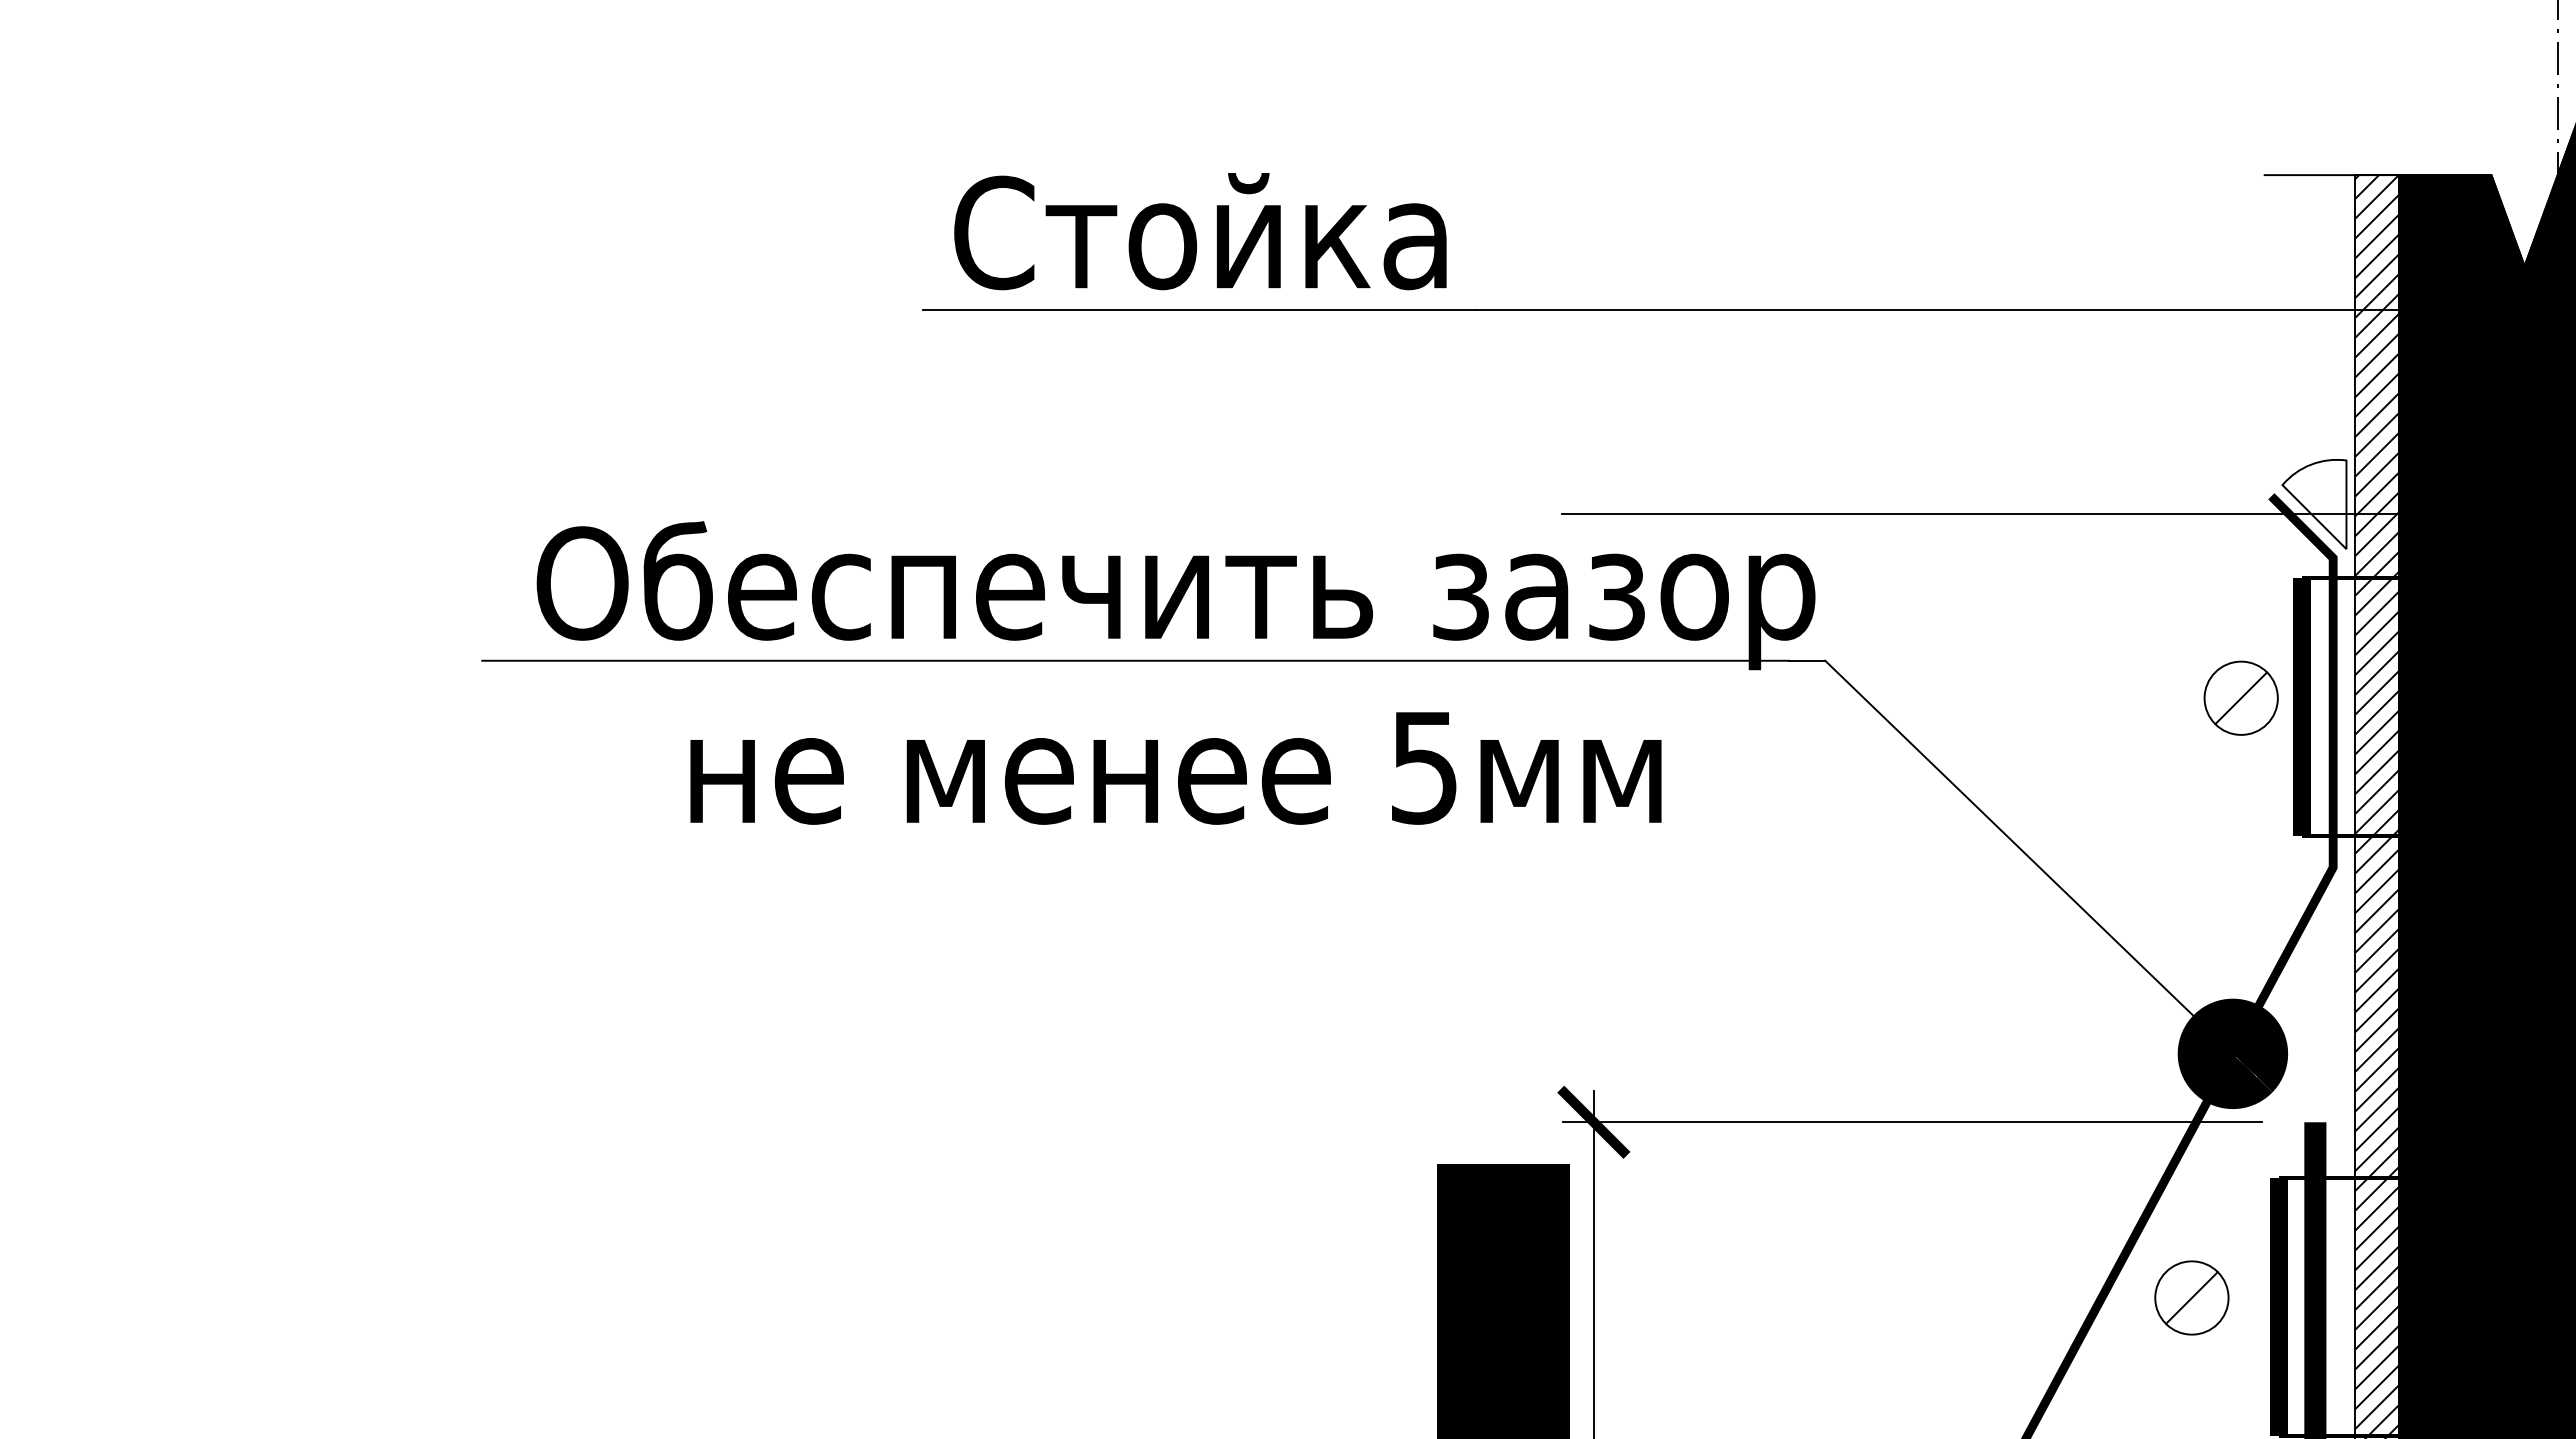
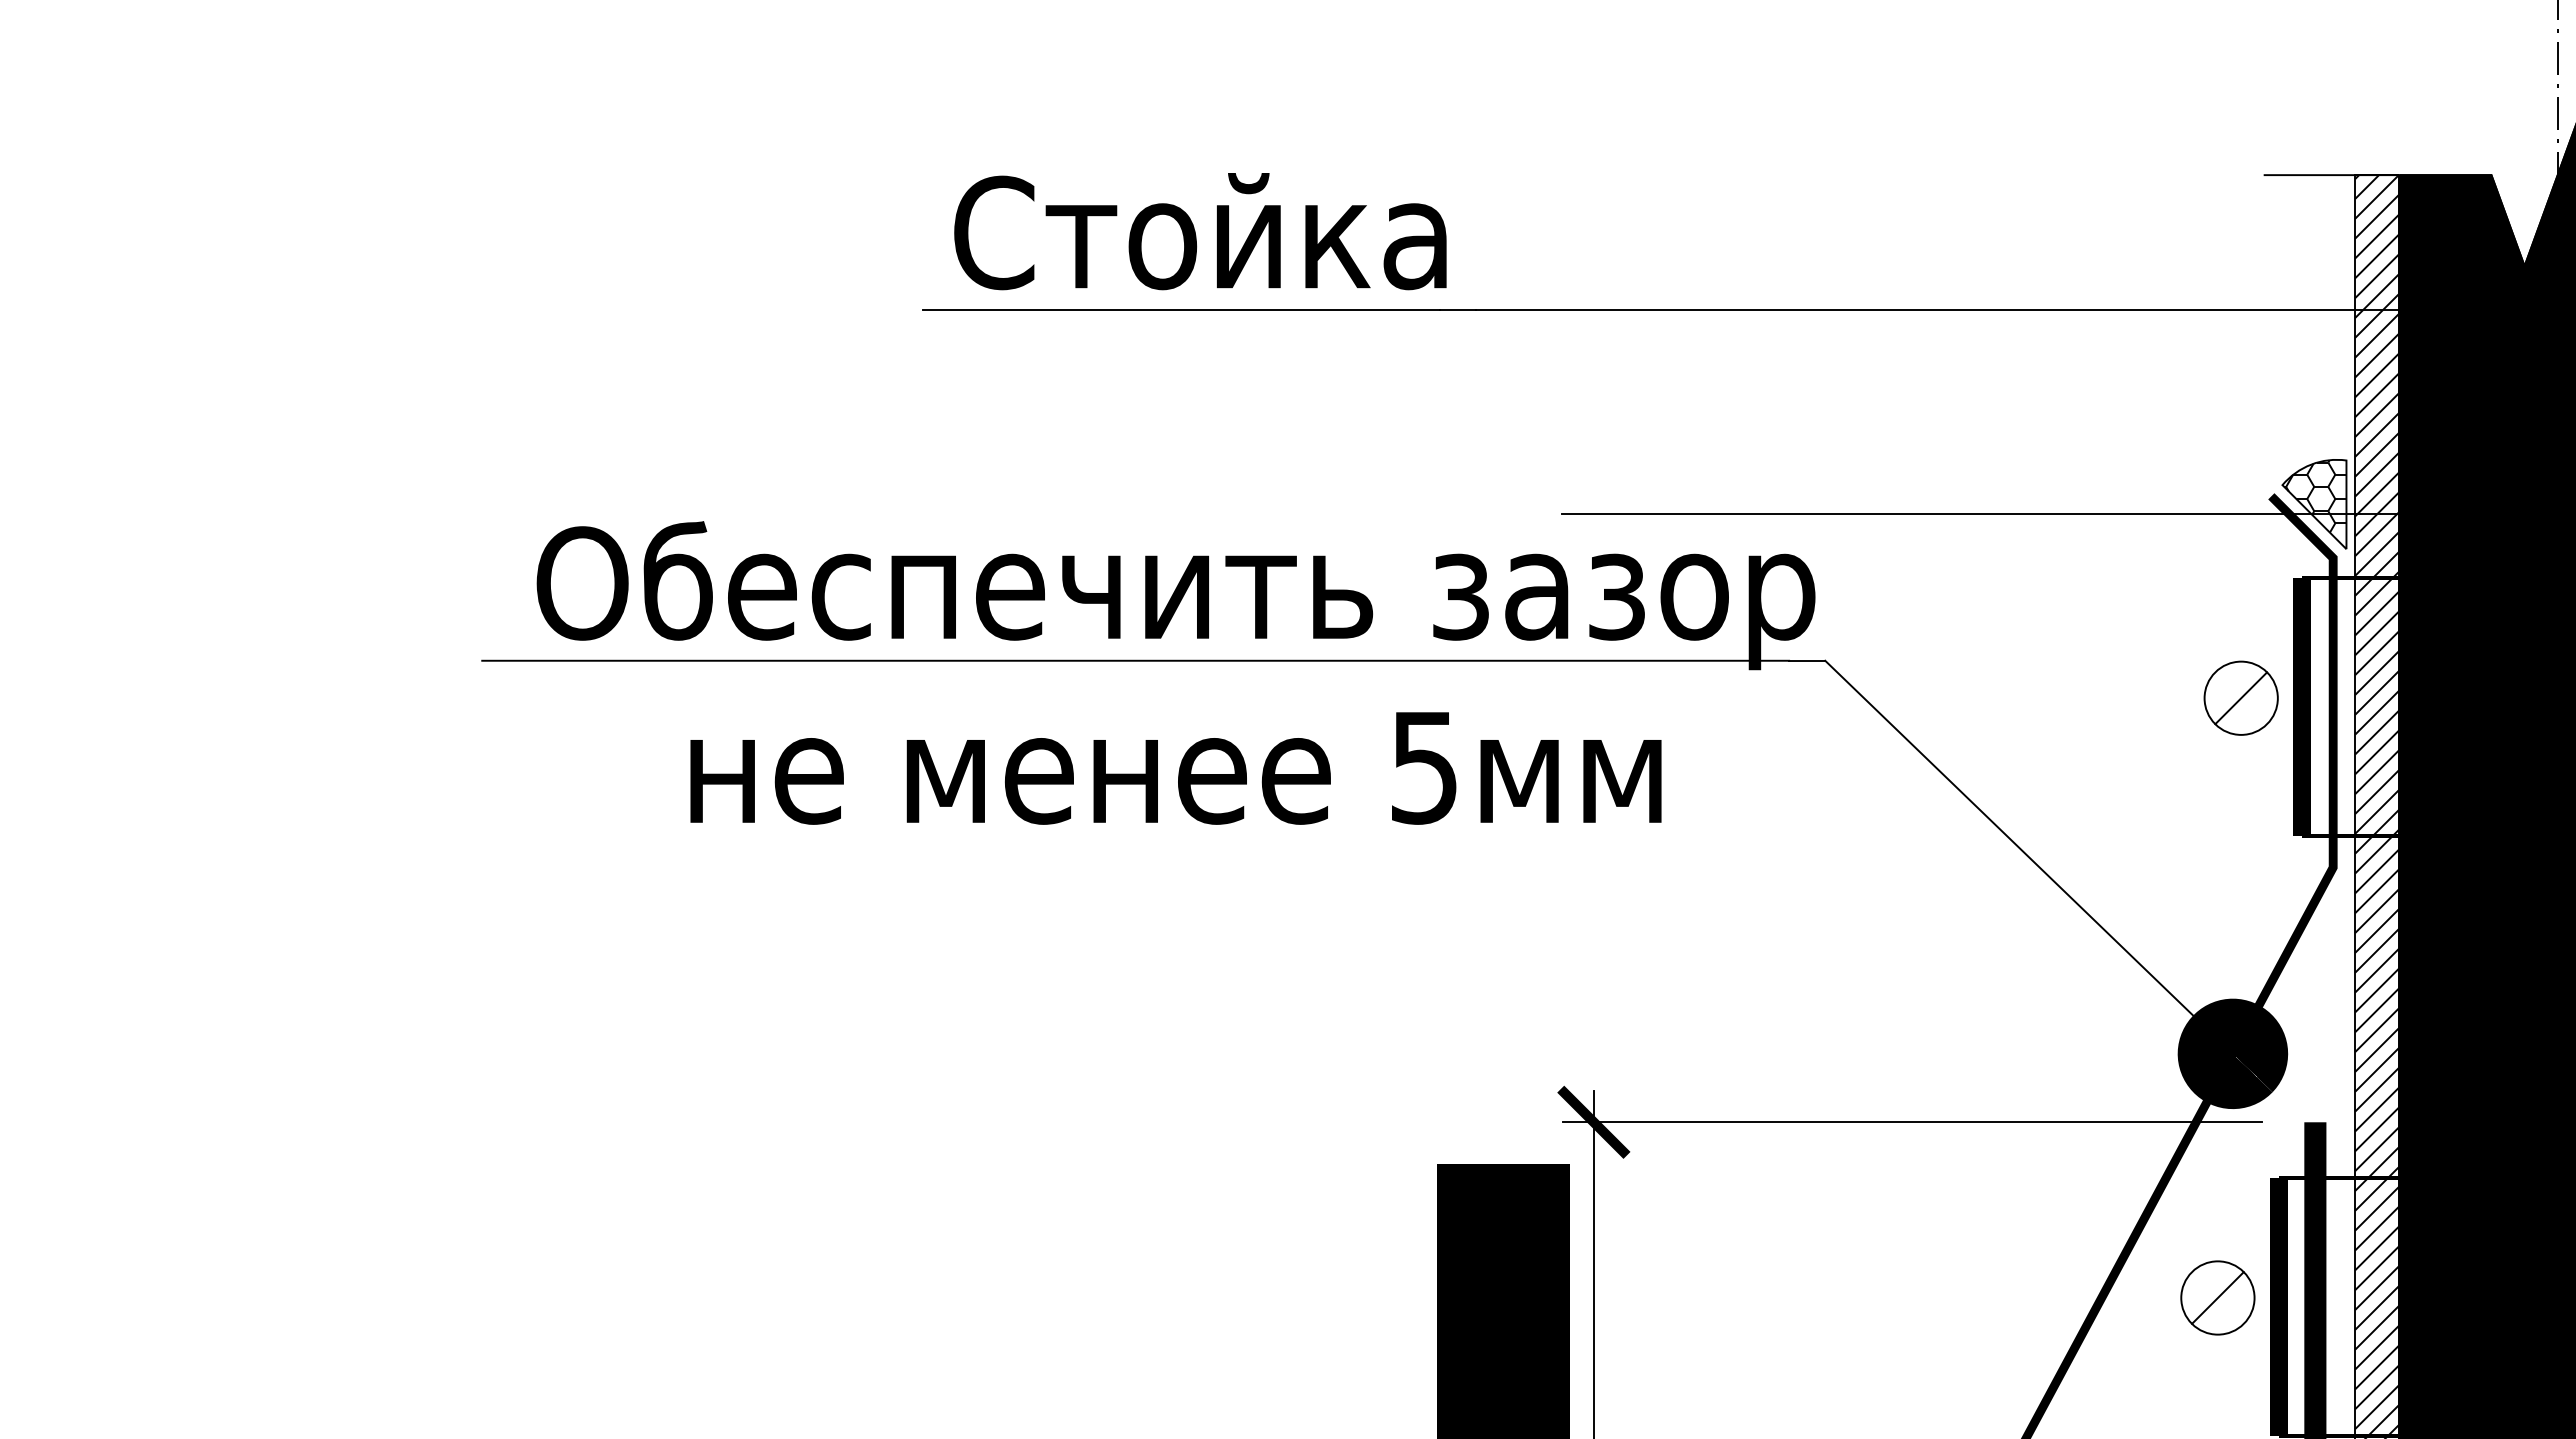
hatch: none -> present (2315, 503)
part position: (2191, 1297) -> (2217, 1297) (2217, 1297)
